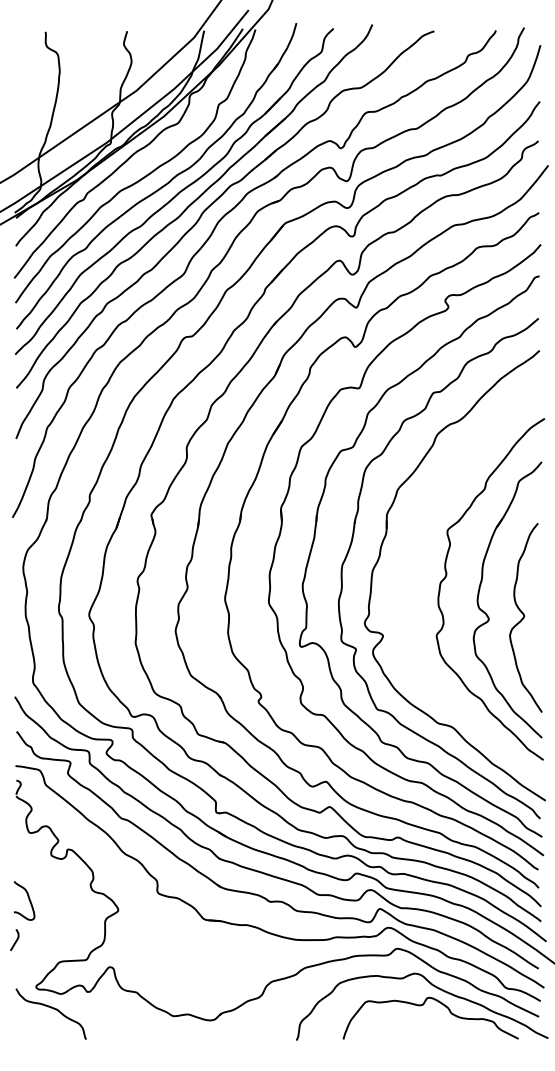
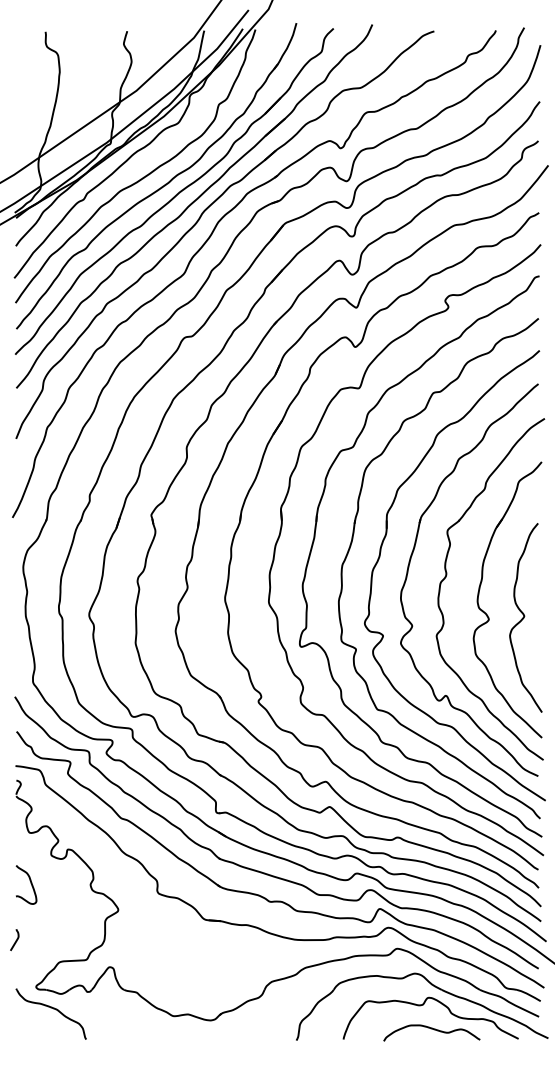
part: none -> present (410, 563)
curve position: (28, 899) -> (30, 883) (30, 883)
curve: none -> present (431, 1029)
